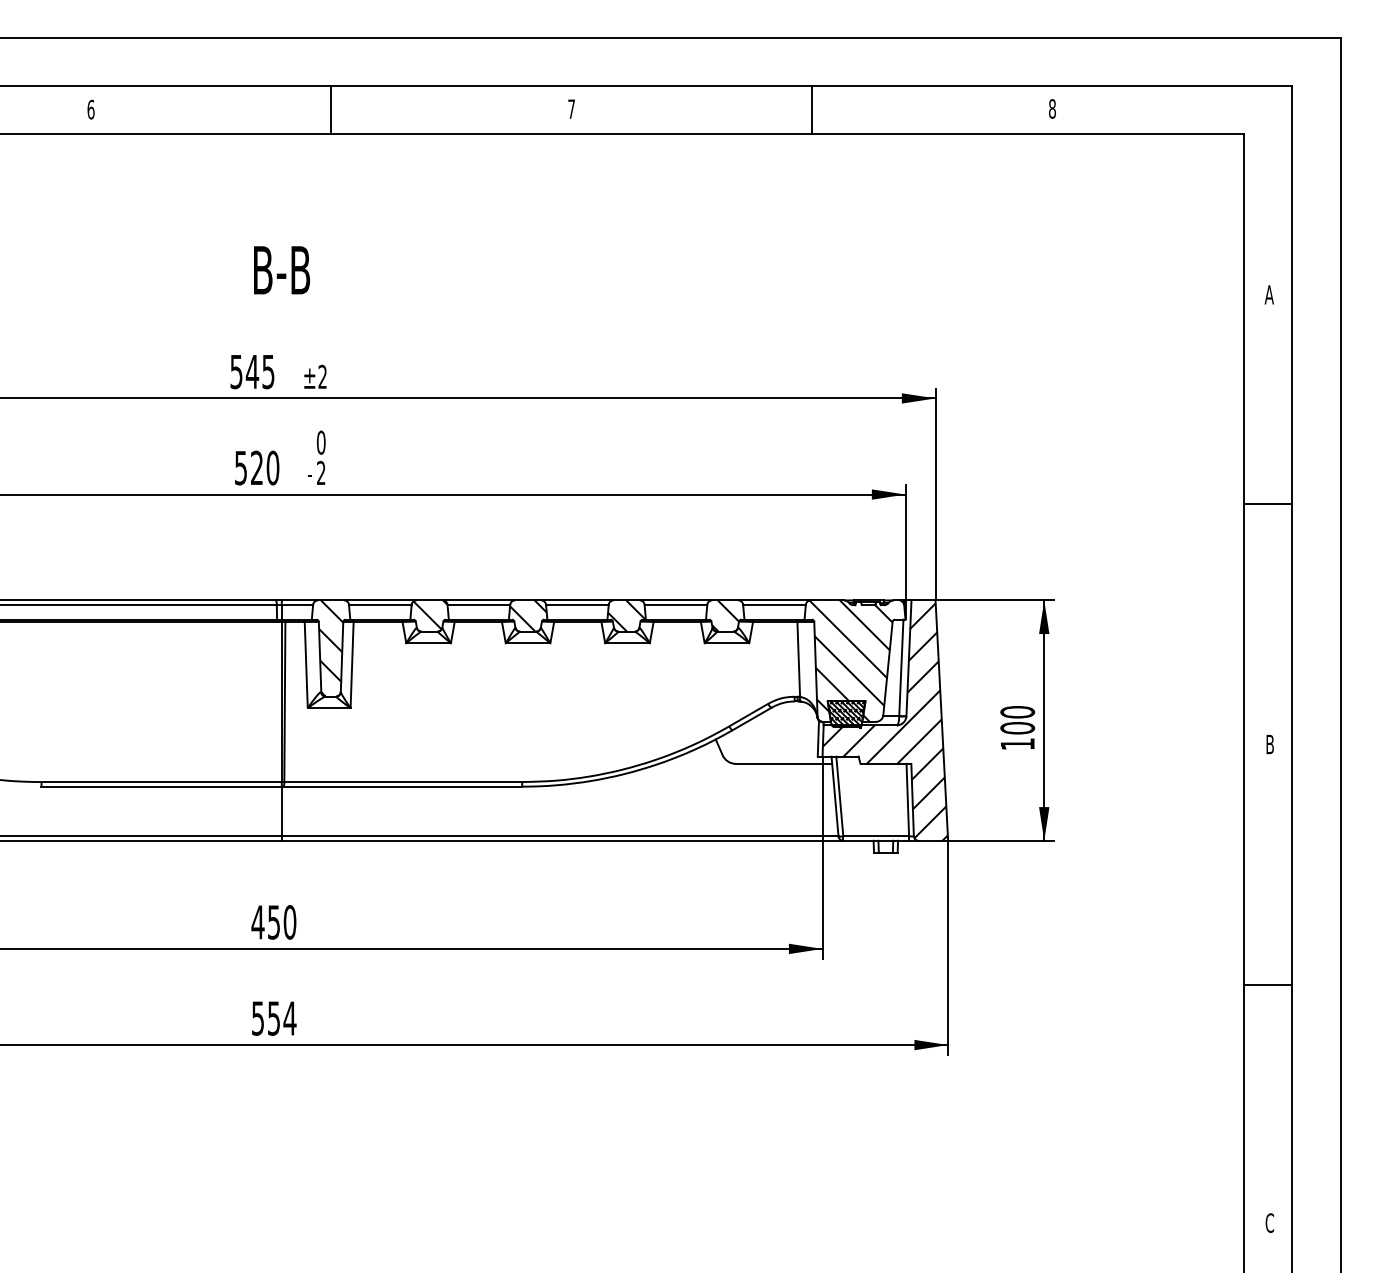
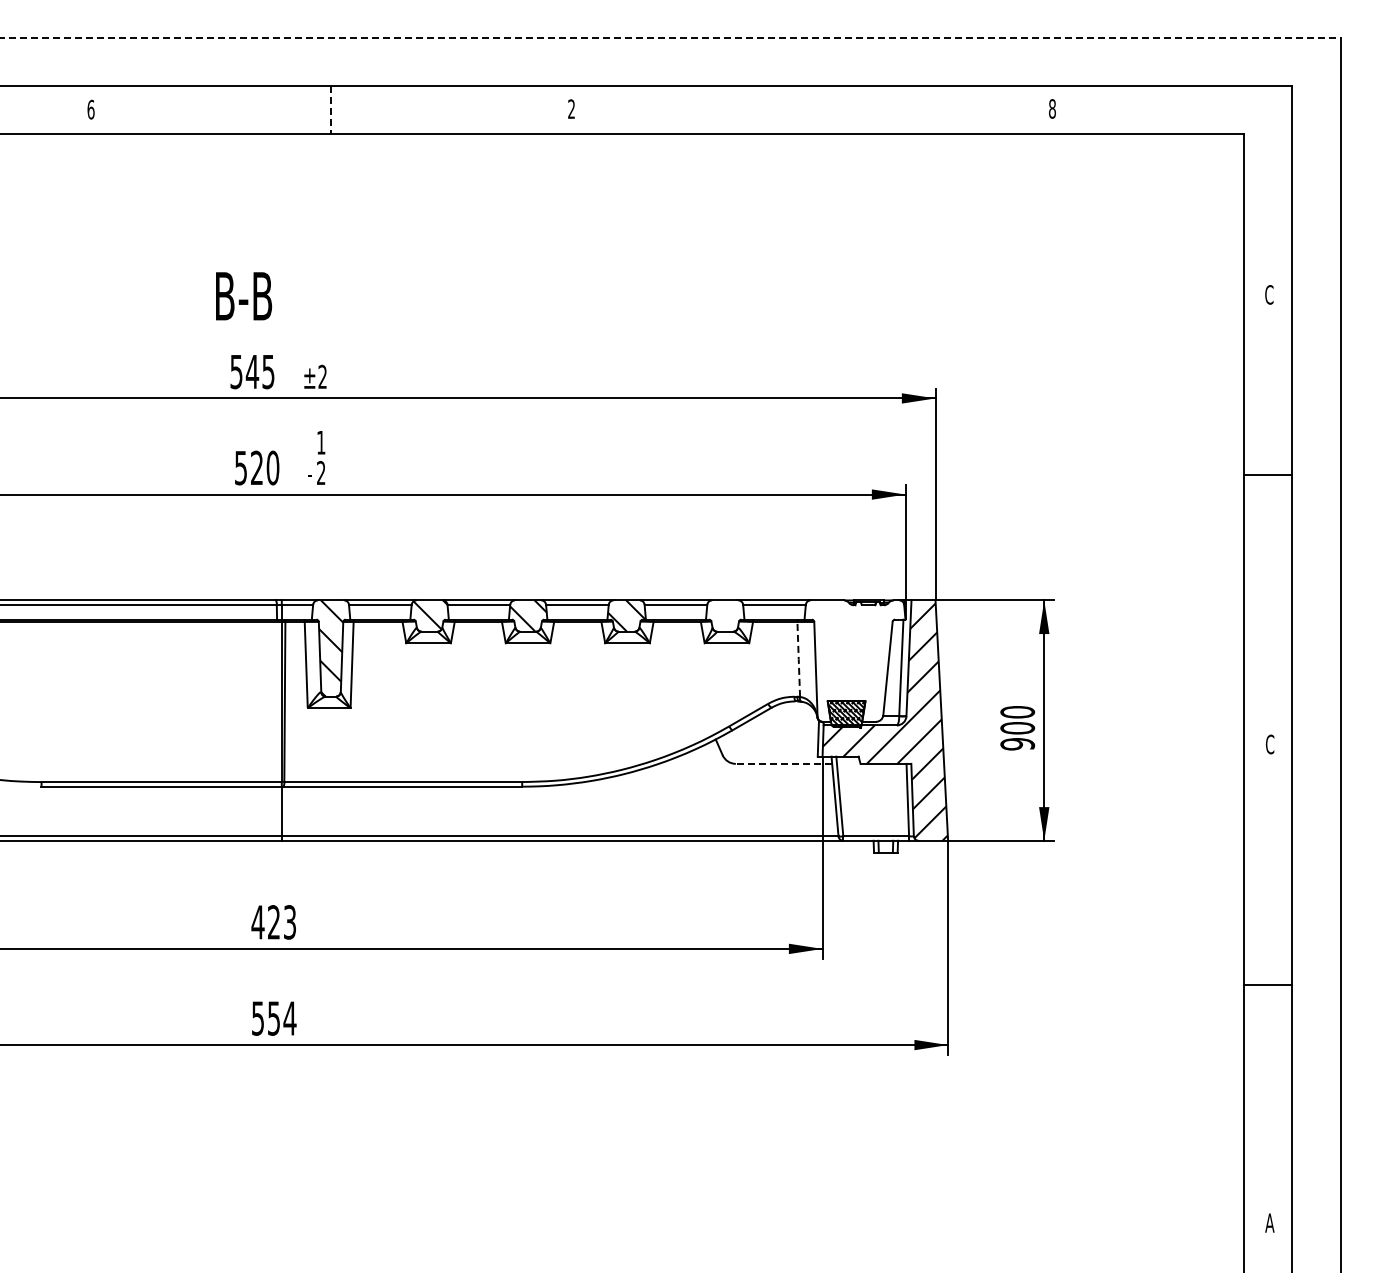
line: solid -> dashed (670, 38)
text: 7 -> 2 (571, 108)
line: solid -> dashed (331, 110)
line: present -> none (811, 110)
text position: (282, 270) -> (244, 296) (244, 296)
text: A -> C (1268, 294)
text: 0 -> 1 (320, 442)
line position: (1268, 504) -> (1268, 475) (1268, 475)
hatch: present -> none (722, 615)
line: solid -> dashed (798, 659)
hatch: present -> none (856, 660)
text: 100 -> 900 (1017, 744)
text: B -> C (1269, 744)
line: solid -> dashed (783, 763)
text: 450 -> 423 (282, 922)
text: C -> A (1269, 1222)
